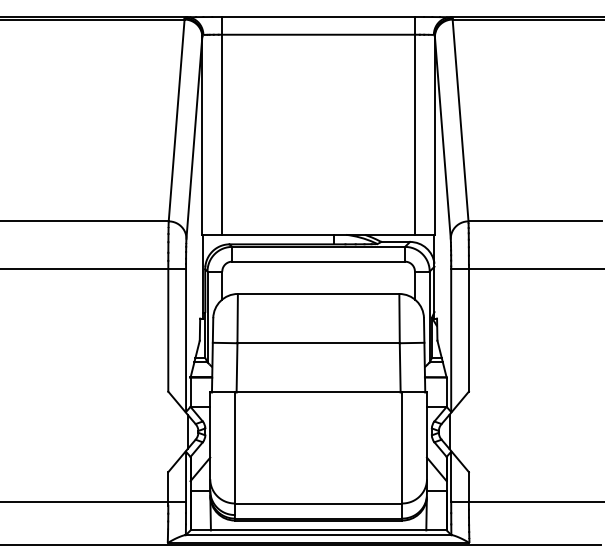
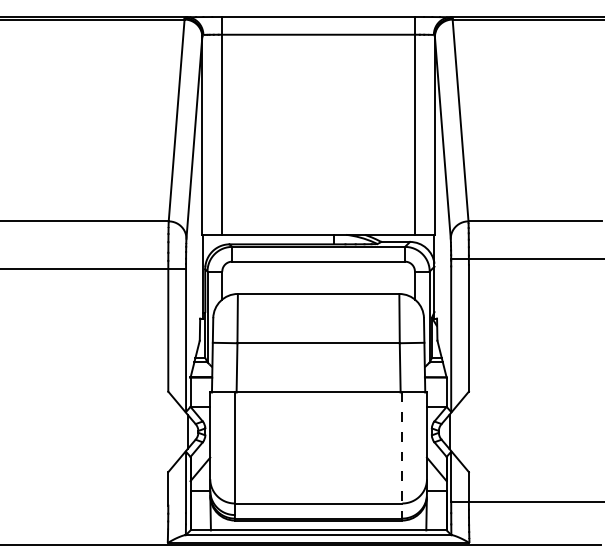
line position: (526, 269) -> (526, 259) (526, 259)
line: solid -> dashed (402, 457)
line: present -> none (94, 501)
